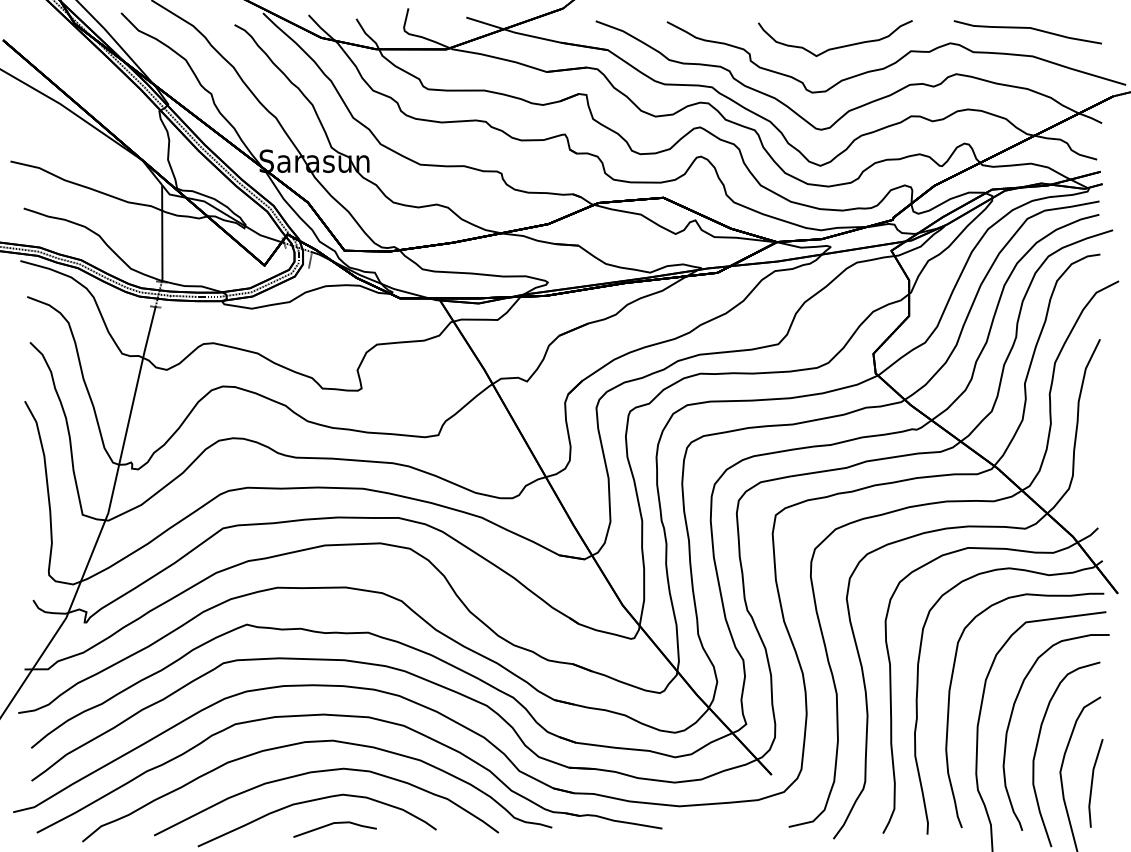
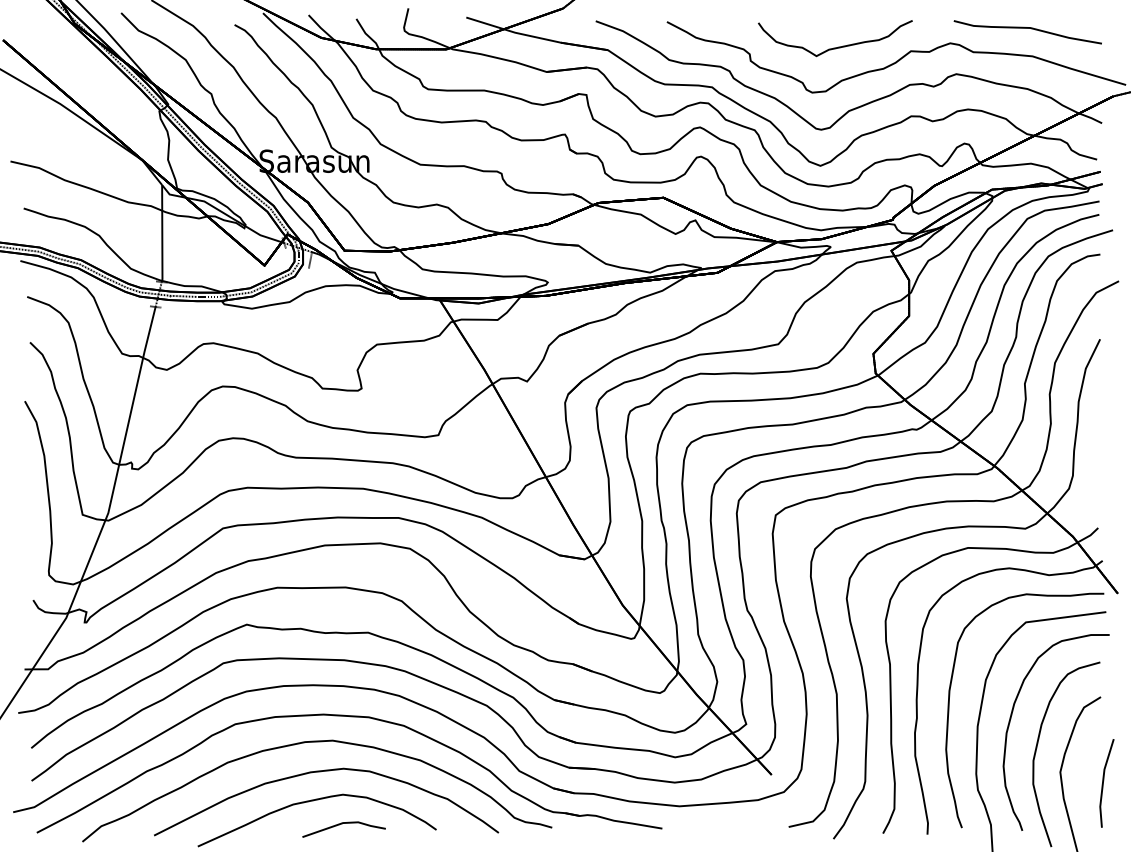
part position: (1095, 783) -> (1106, 783) (1106, 783)
part position: (334, 829) -> (343, 829) (343, 829)
